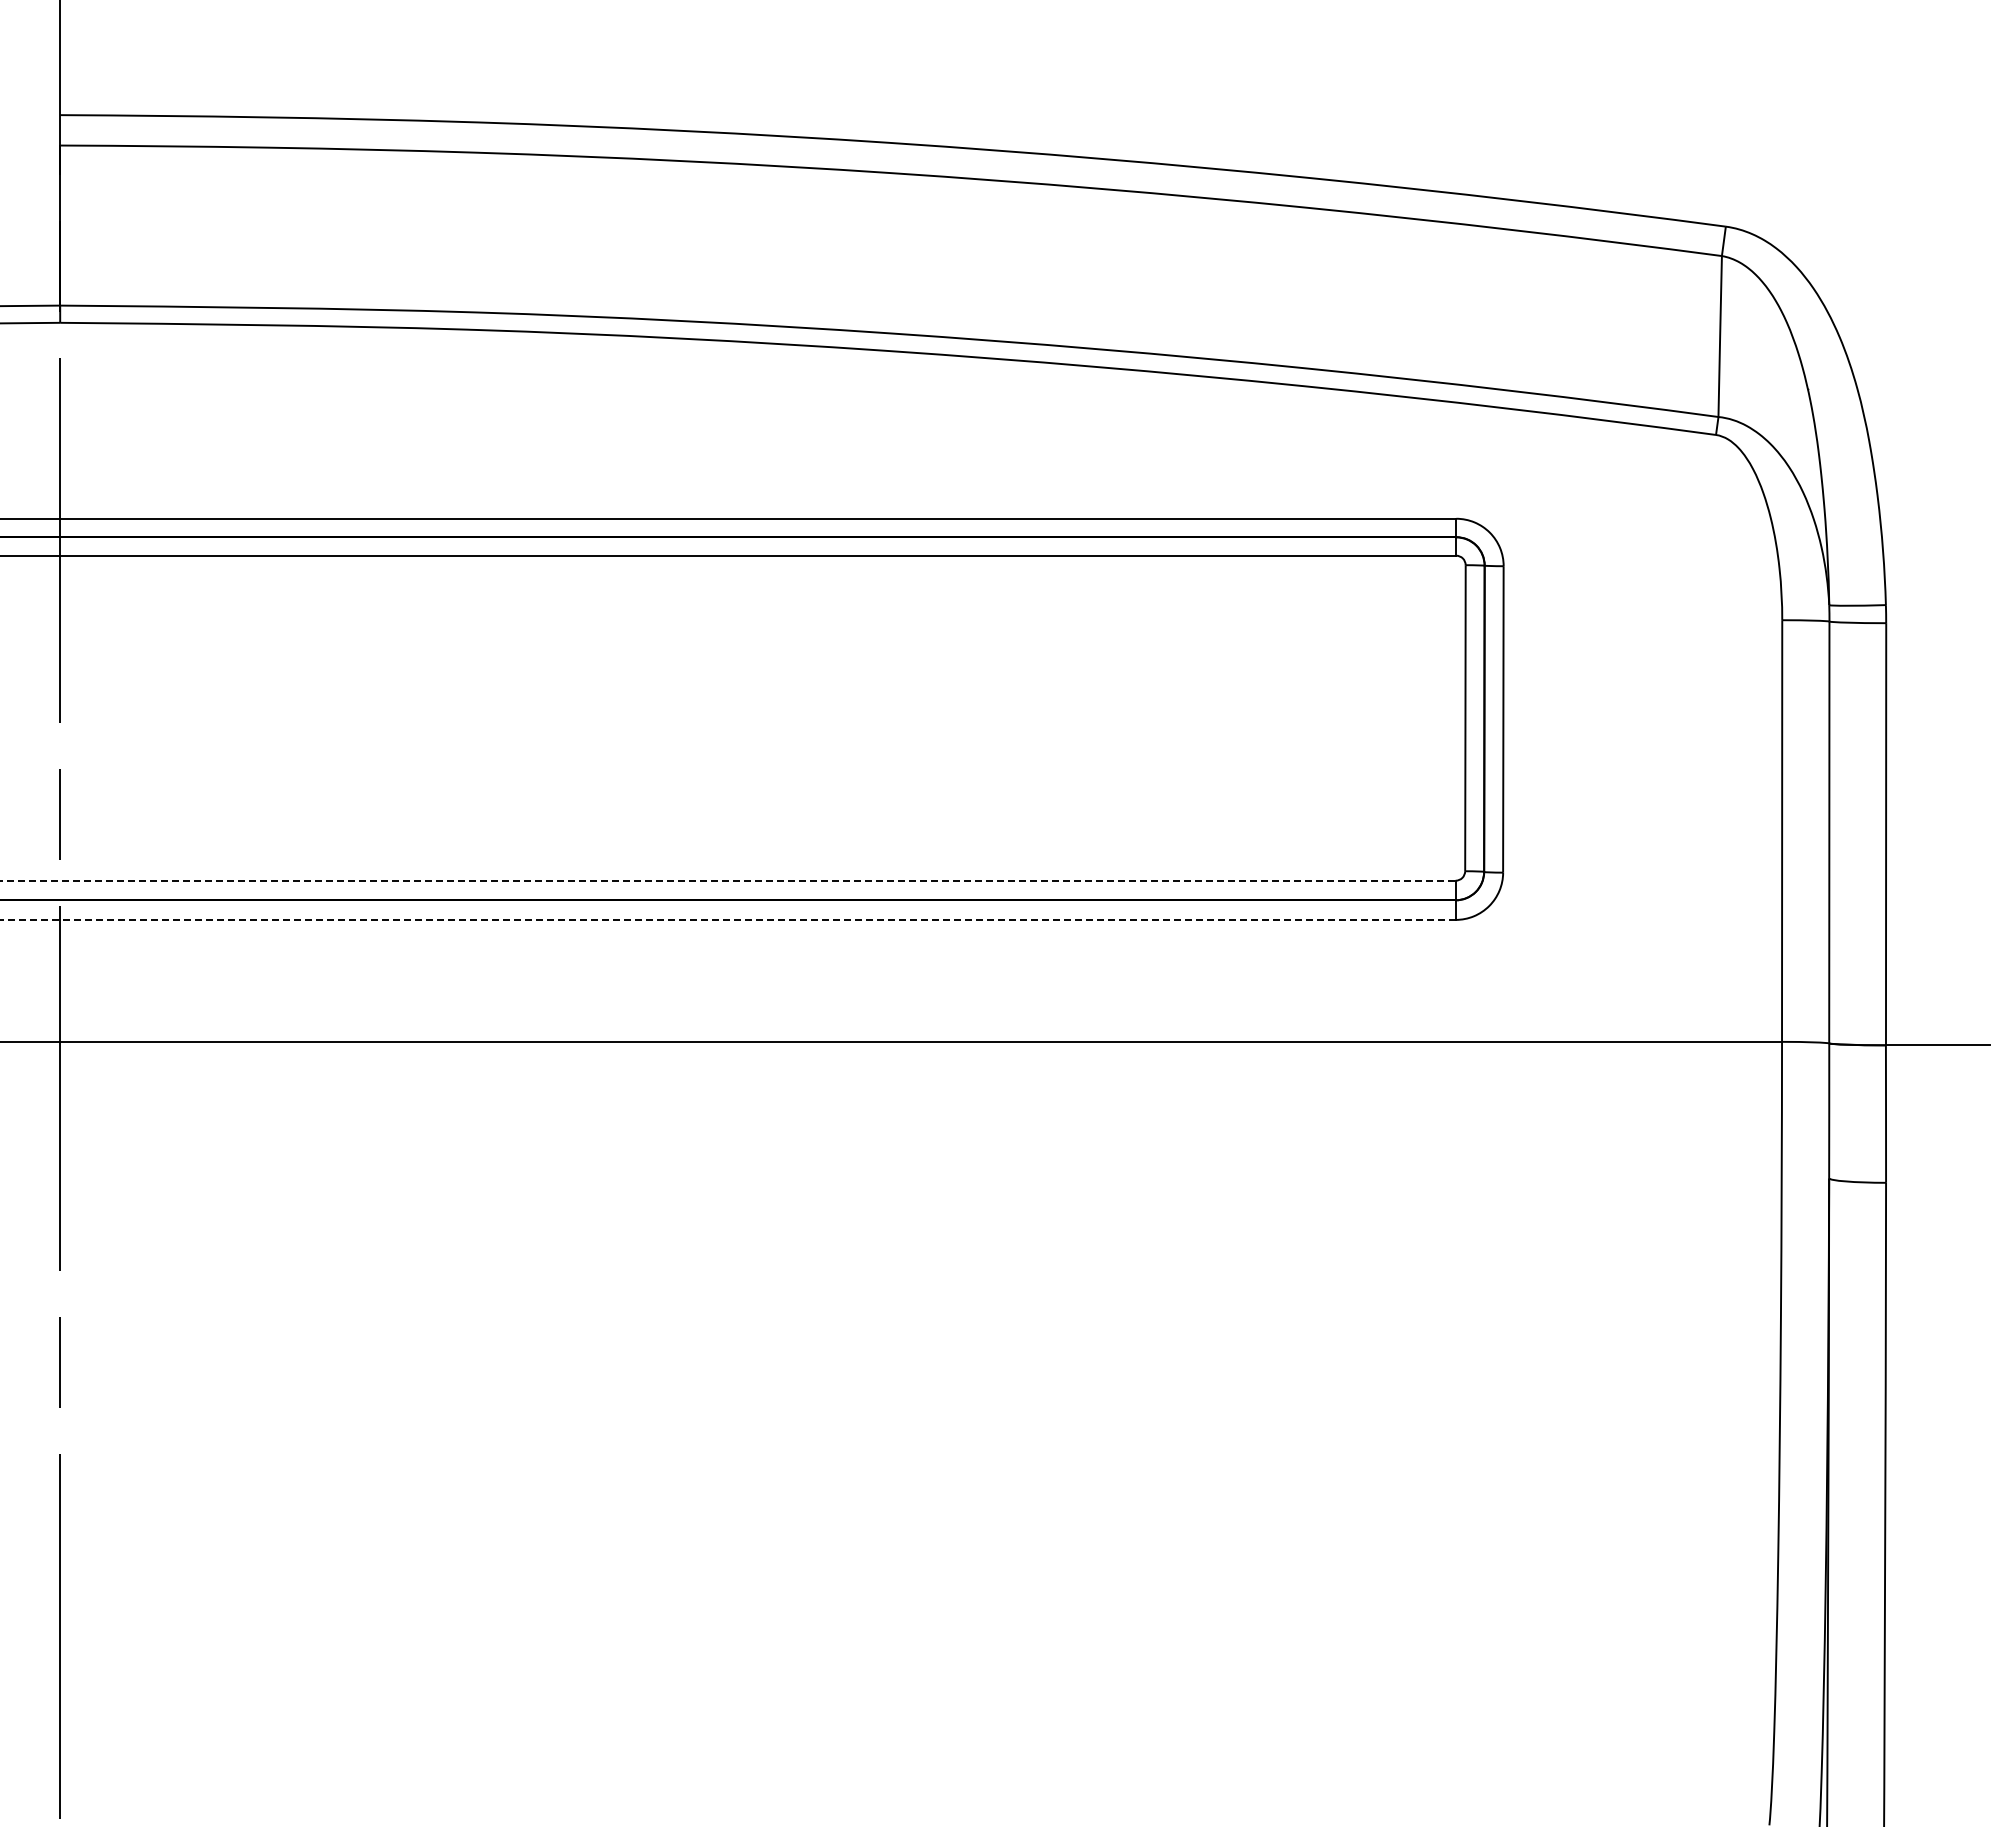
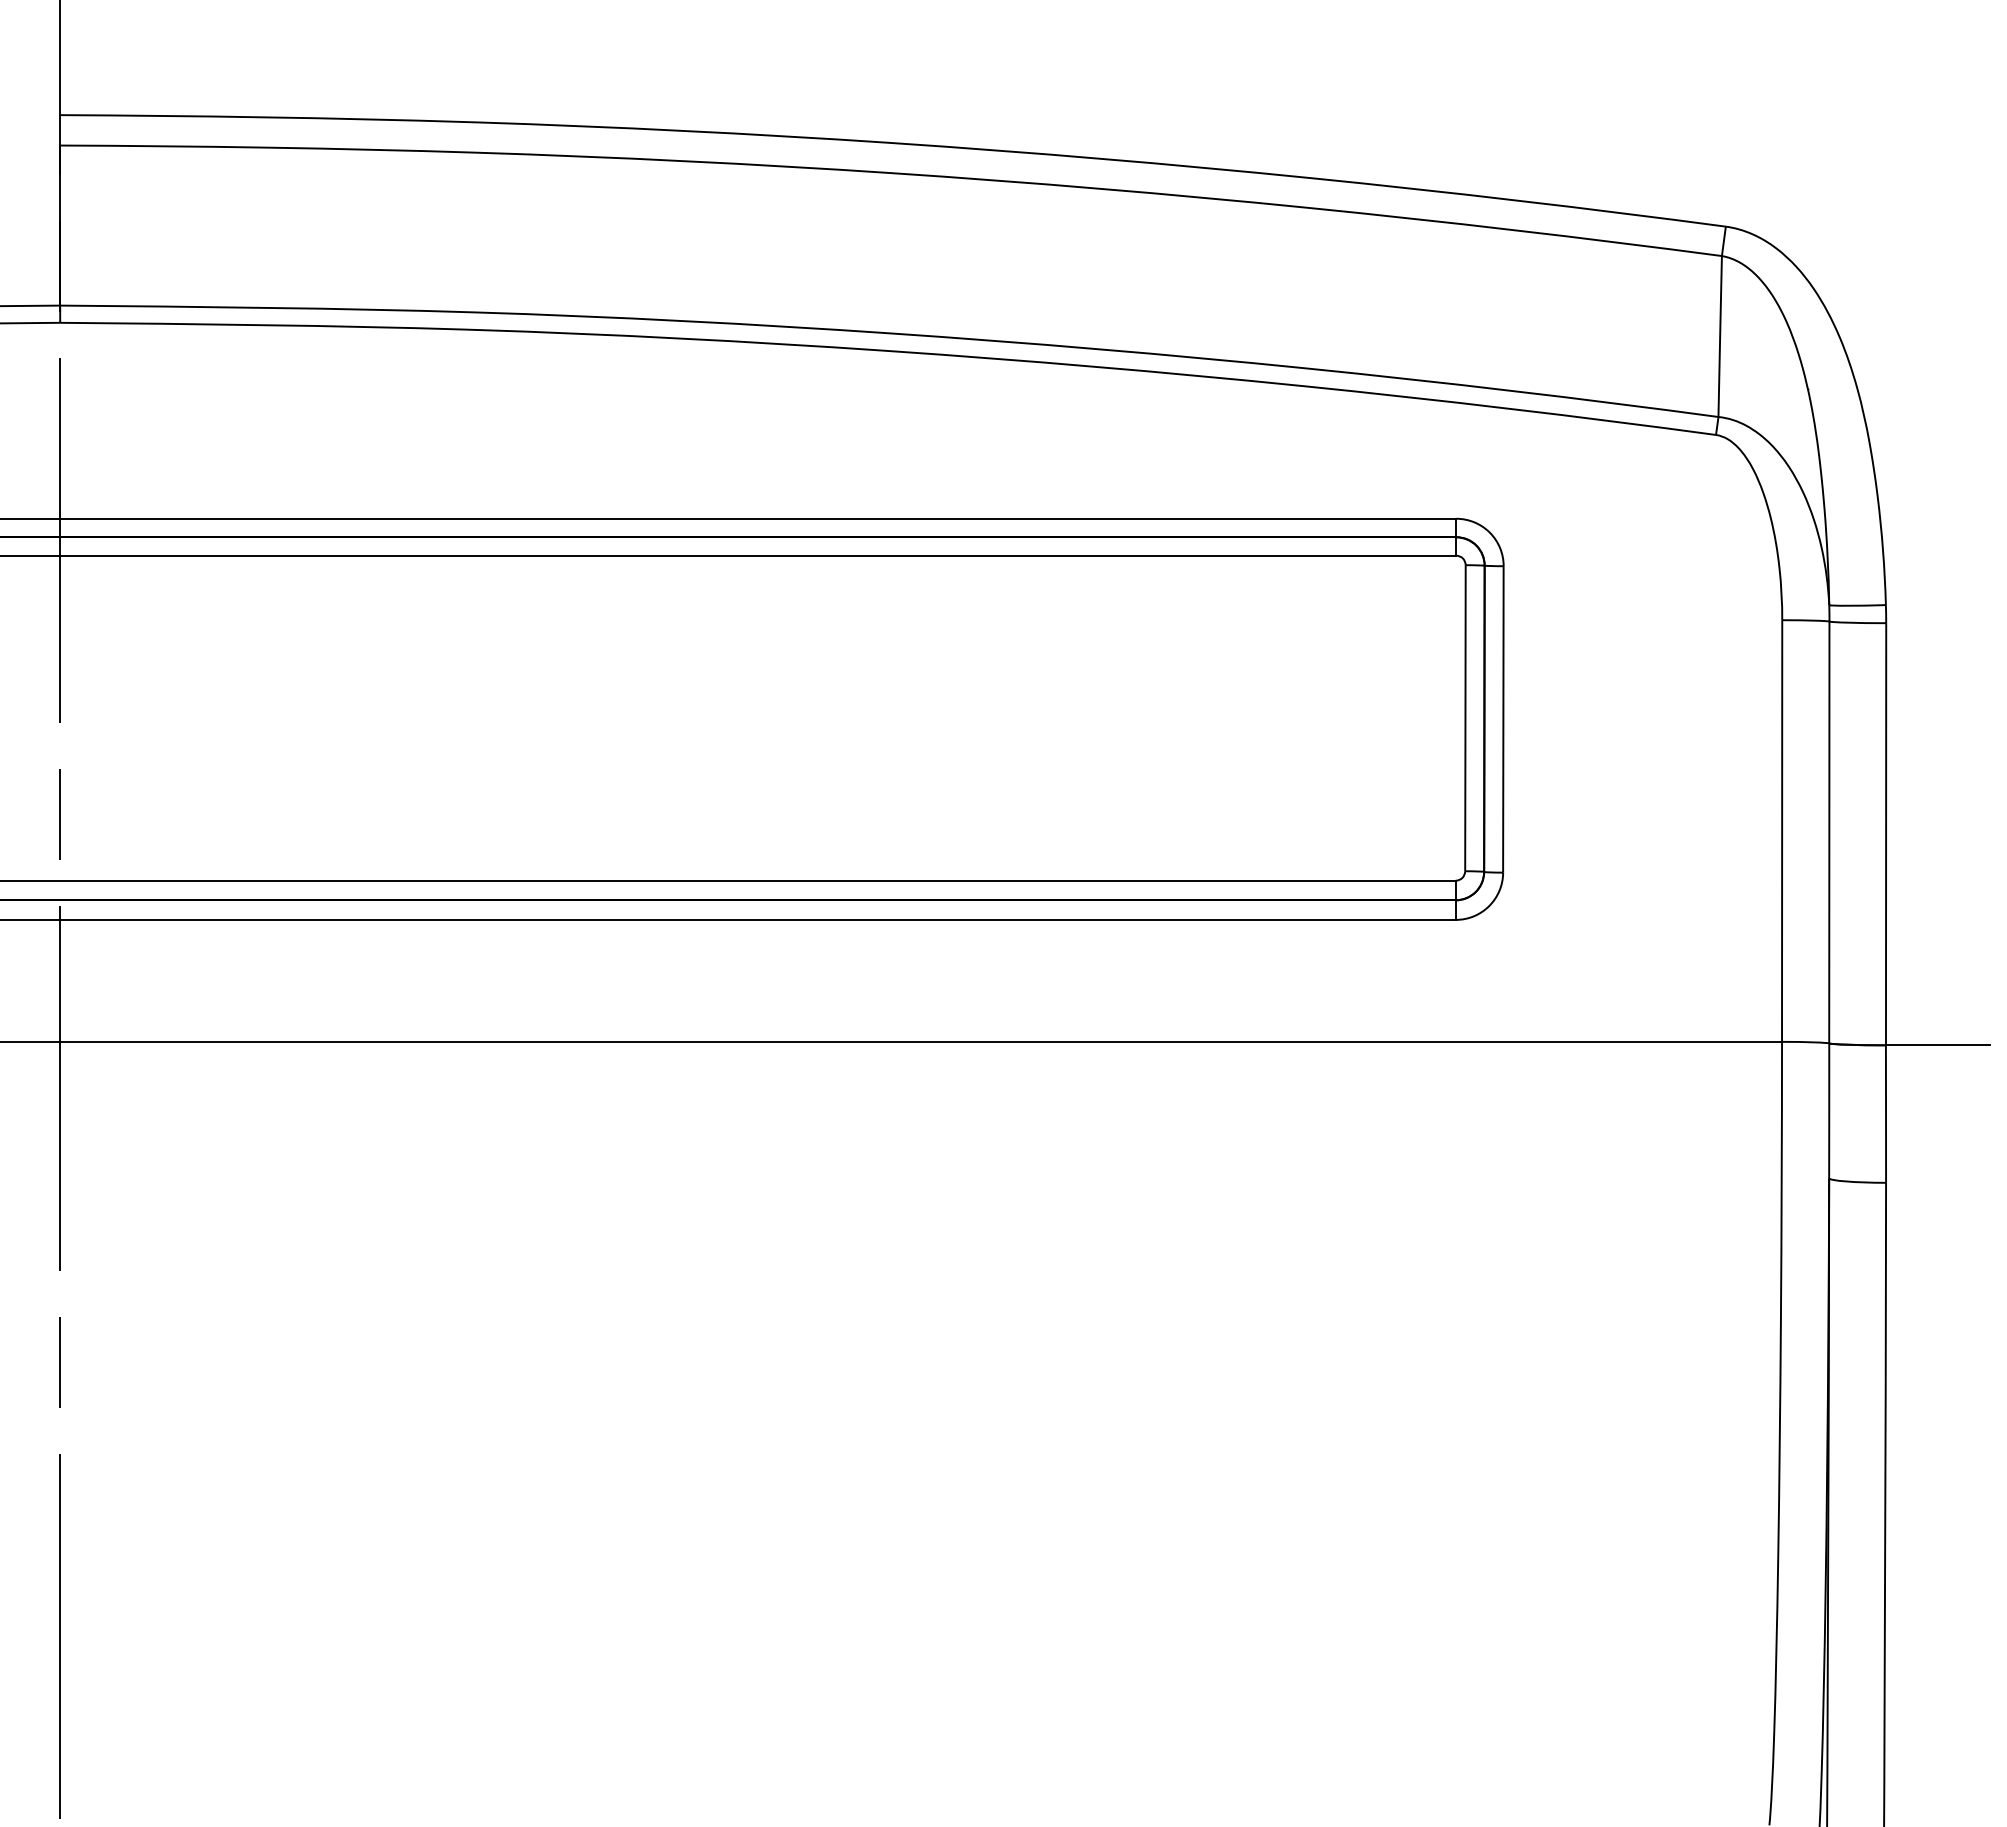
line: dashed -> solid (728, 880)
line: dashed -> solid (727, 919)
